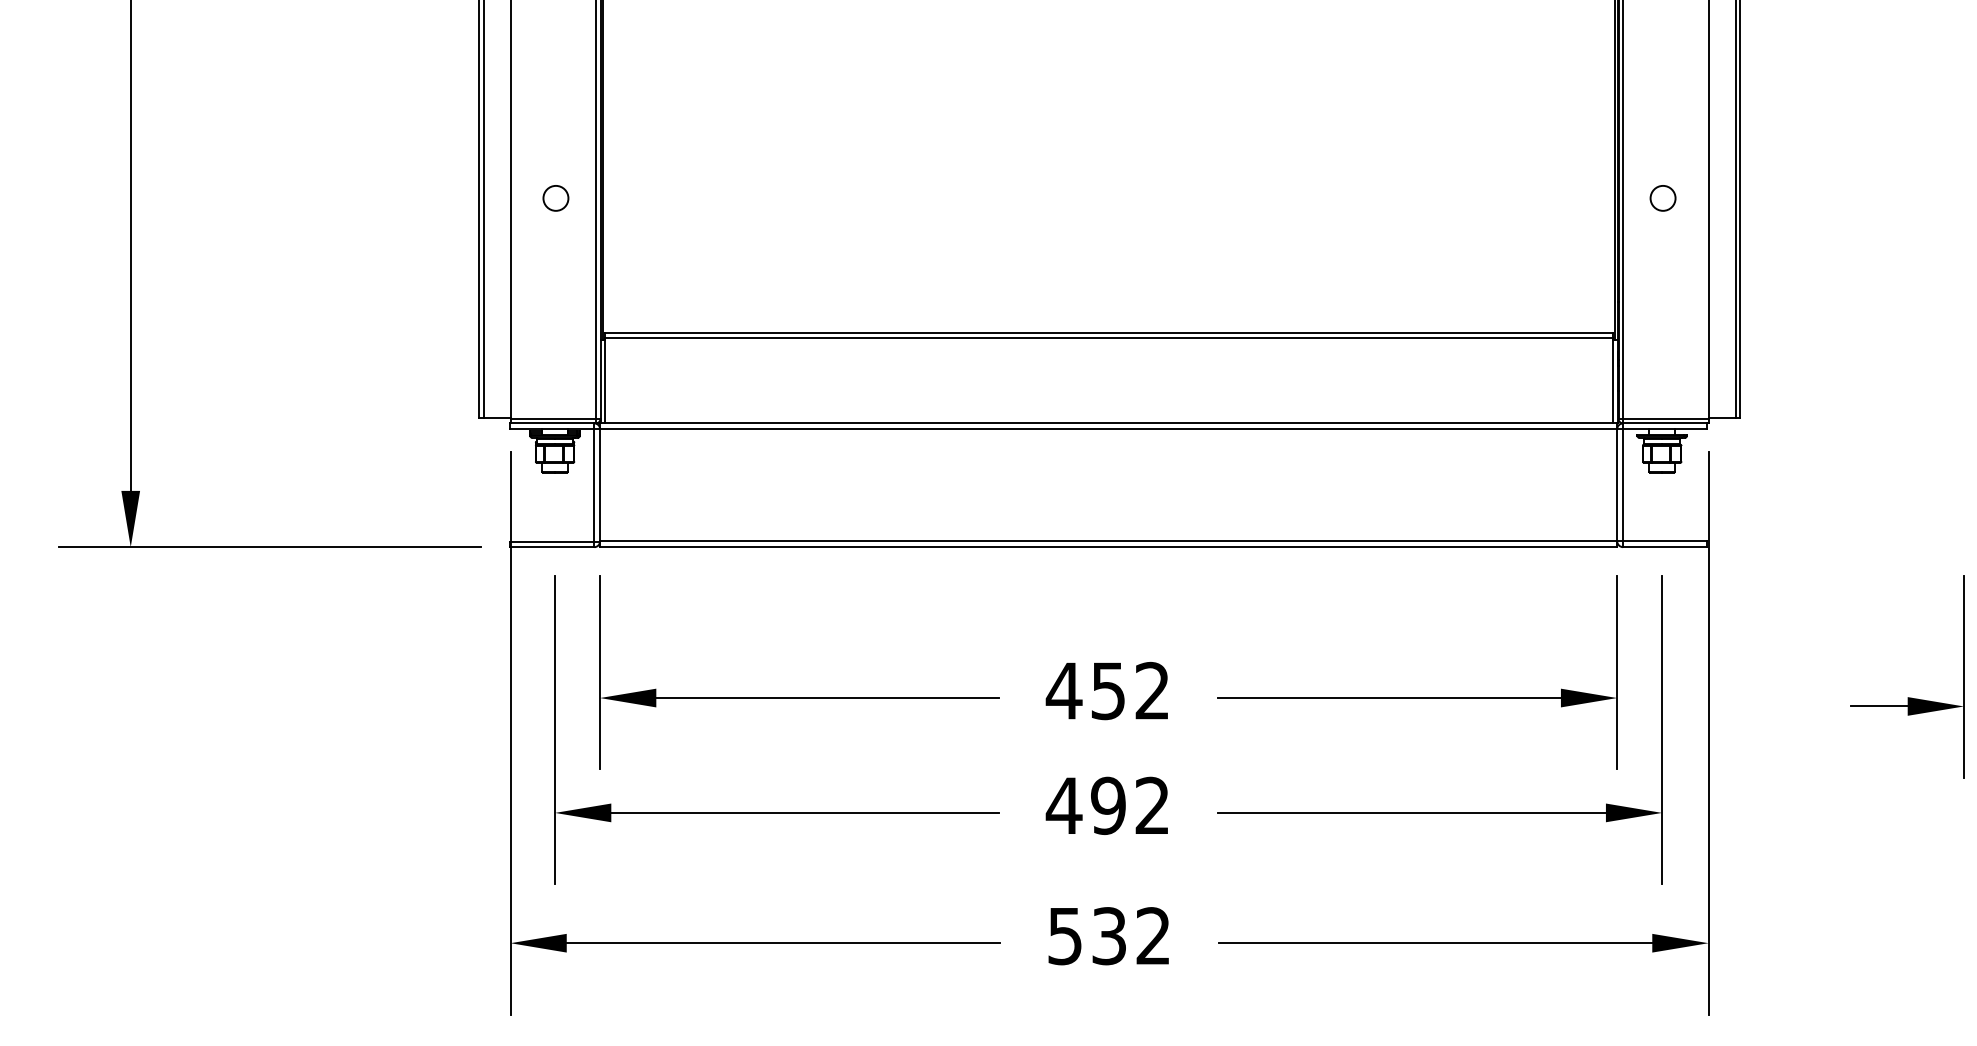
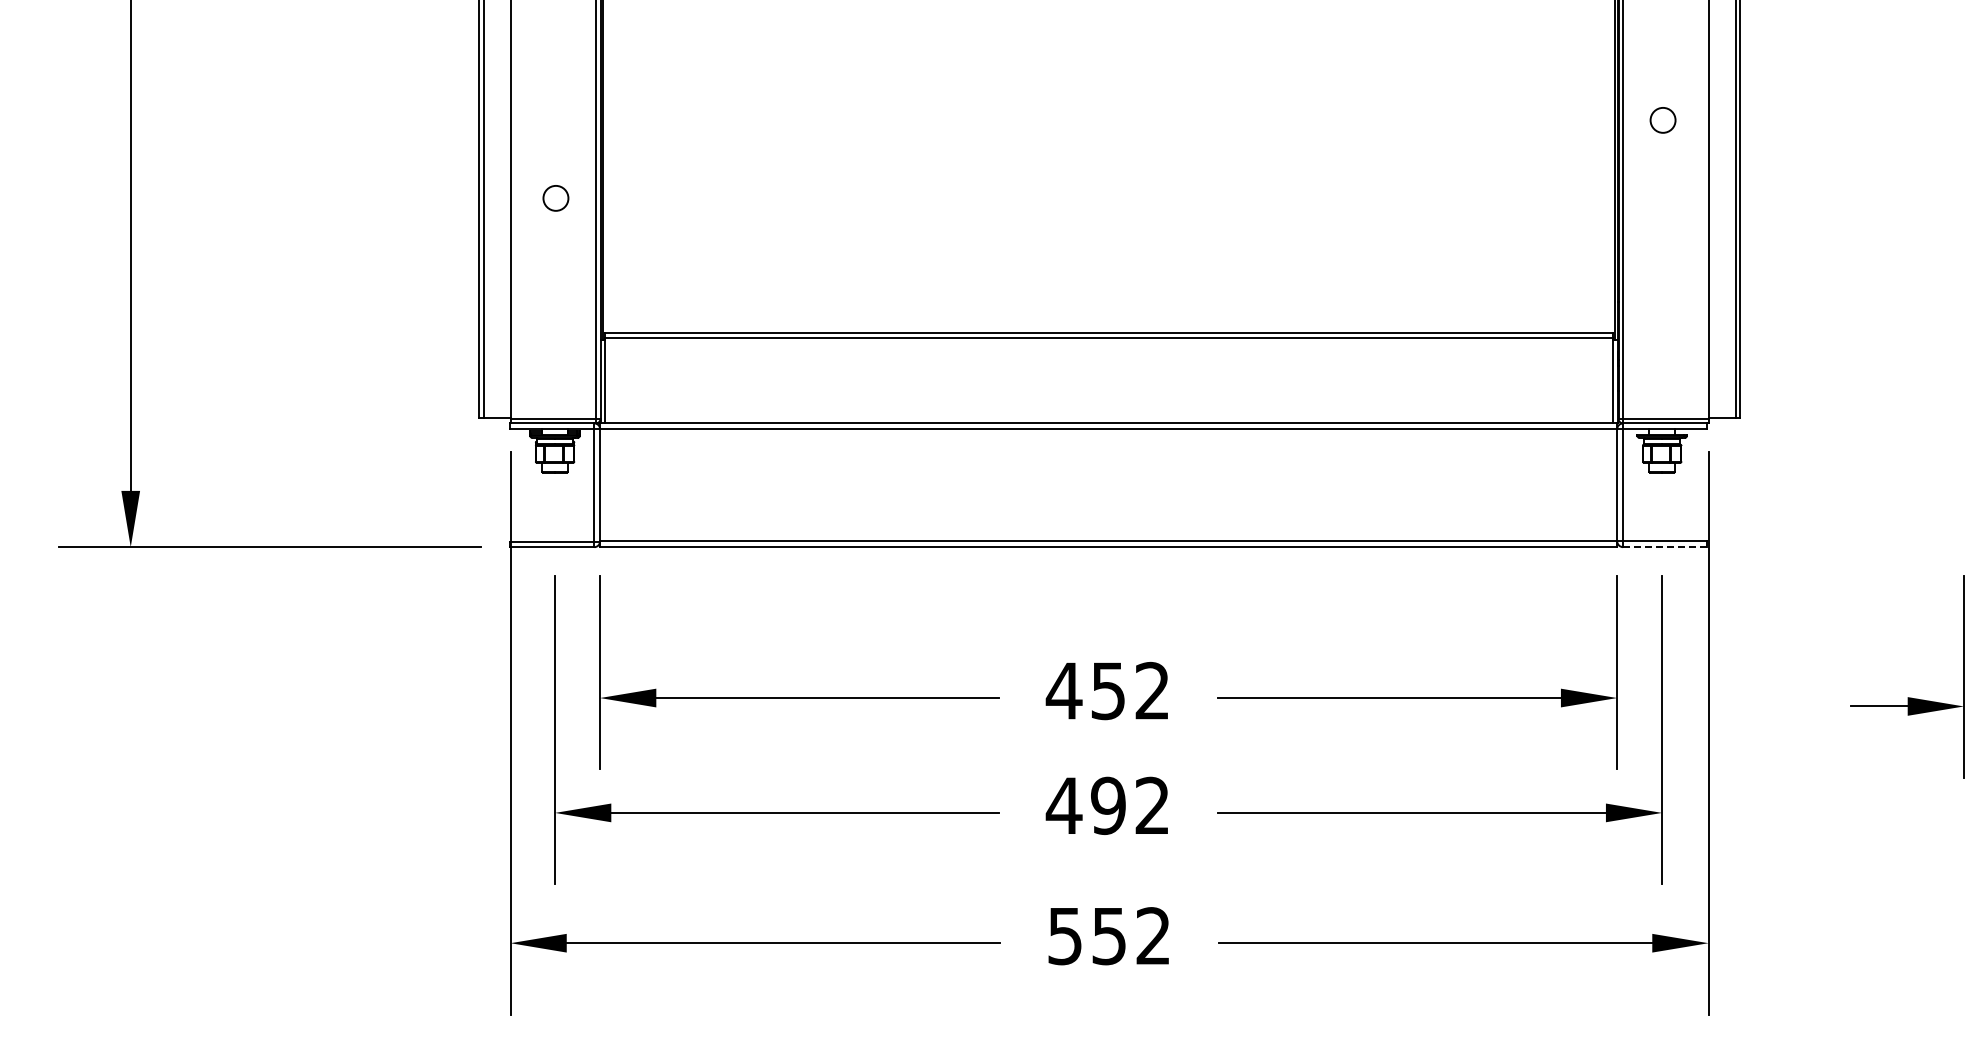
circle position: (1662, 198) -> (1662, 120) (1662, 120)
line: solid -> dashed (1665, 547)
text: 532 -> 552 (1109, 935)
